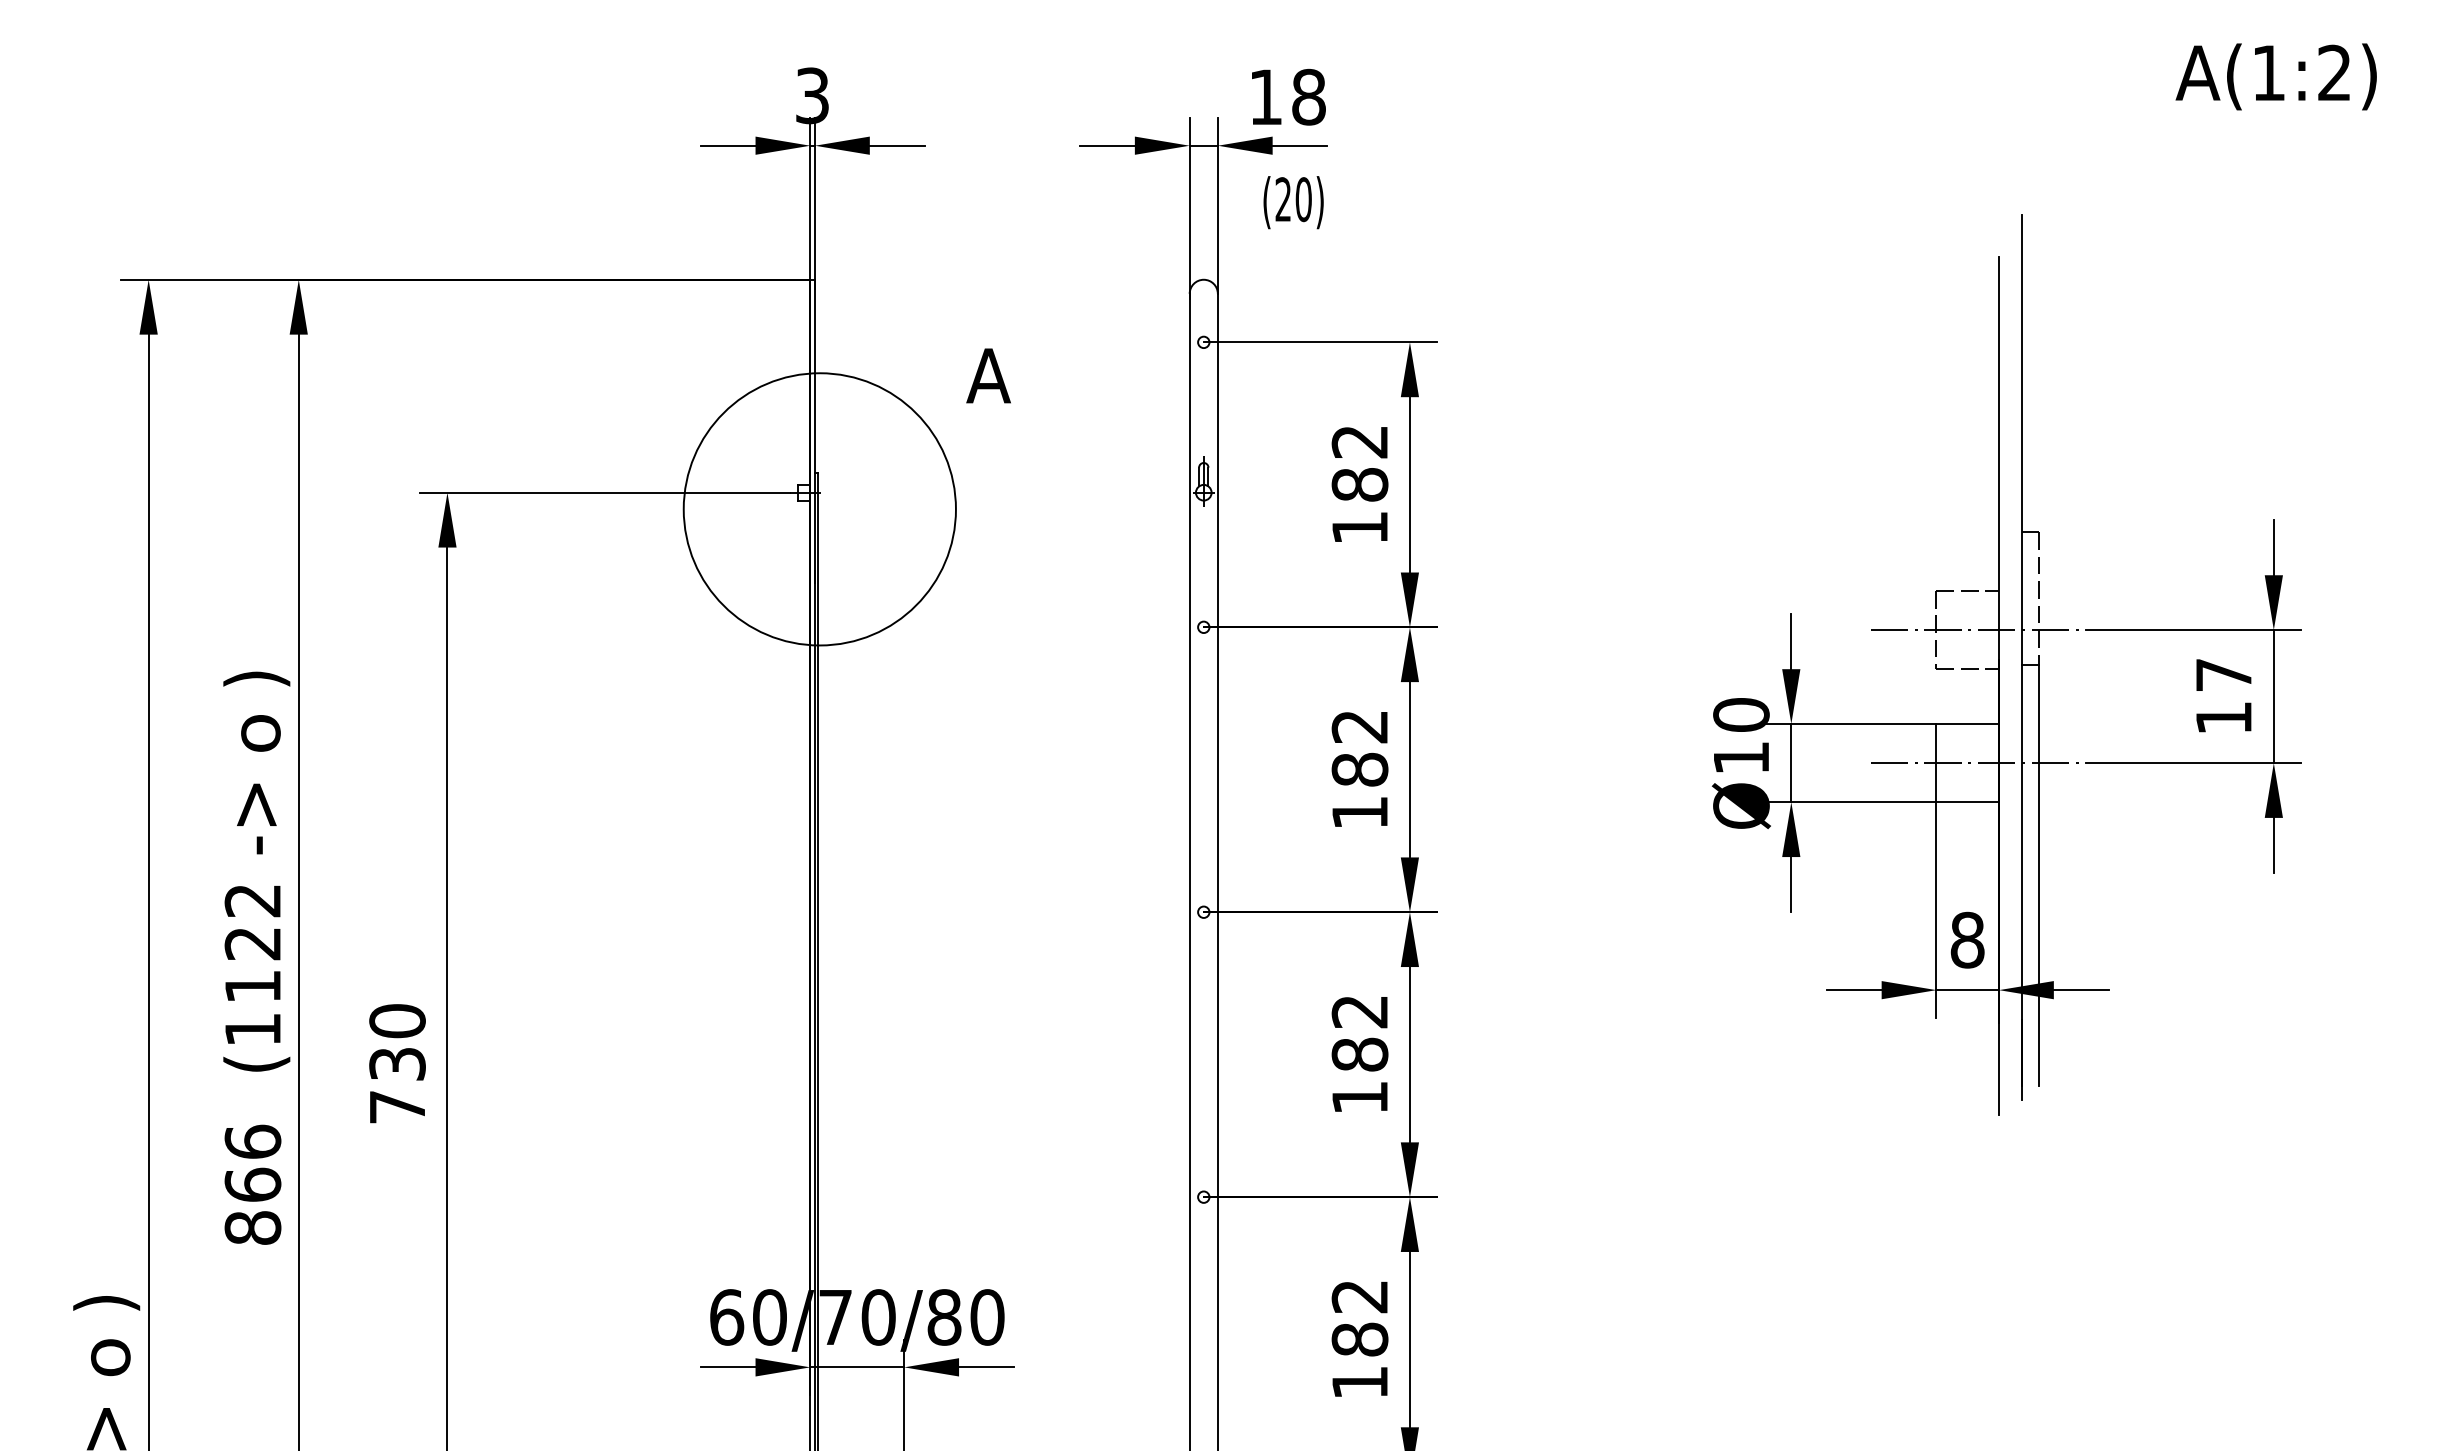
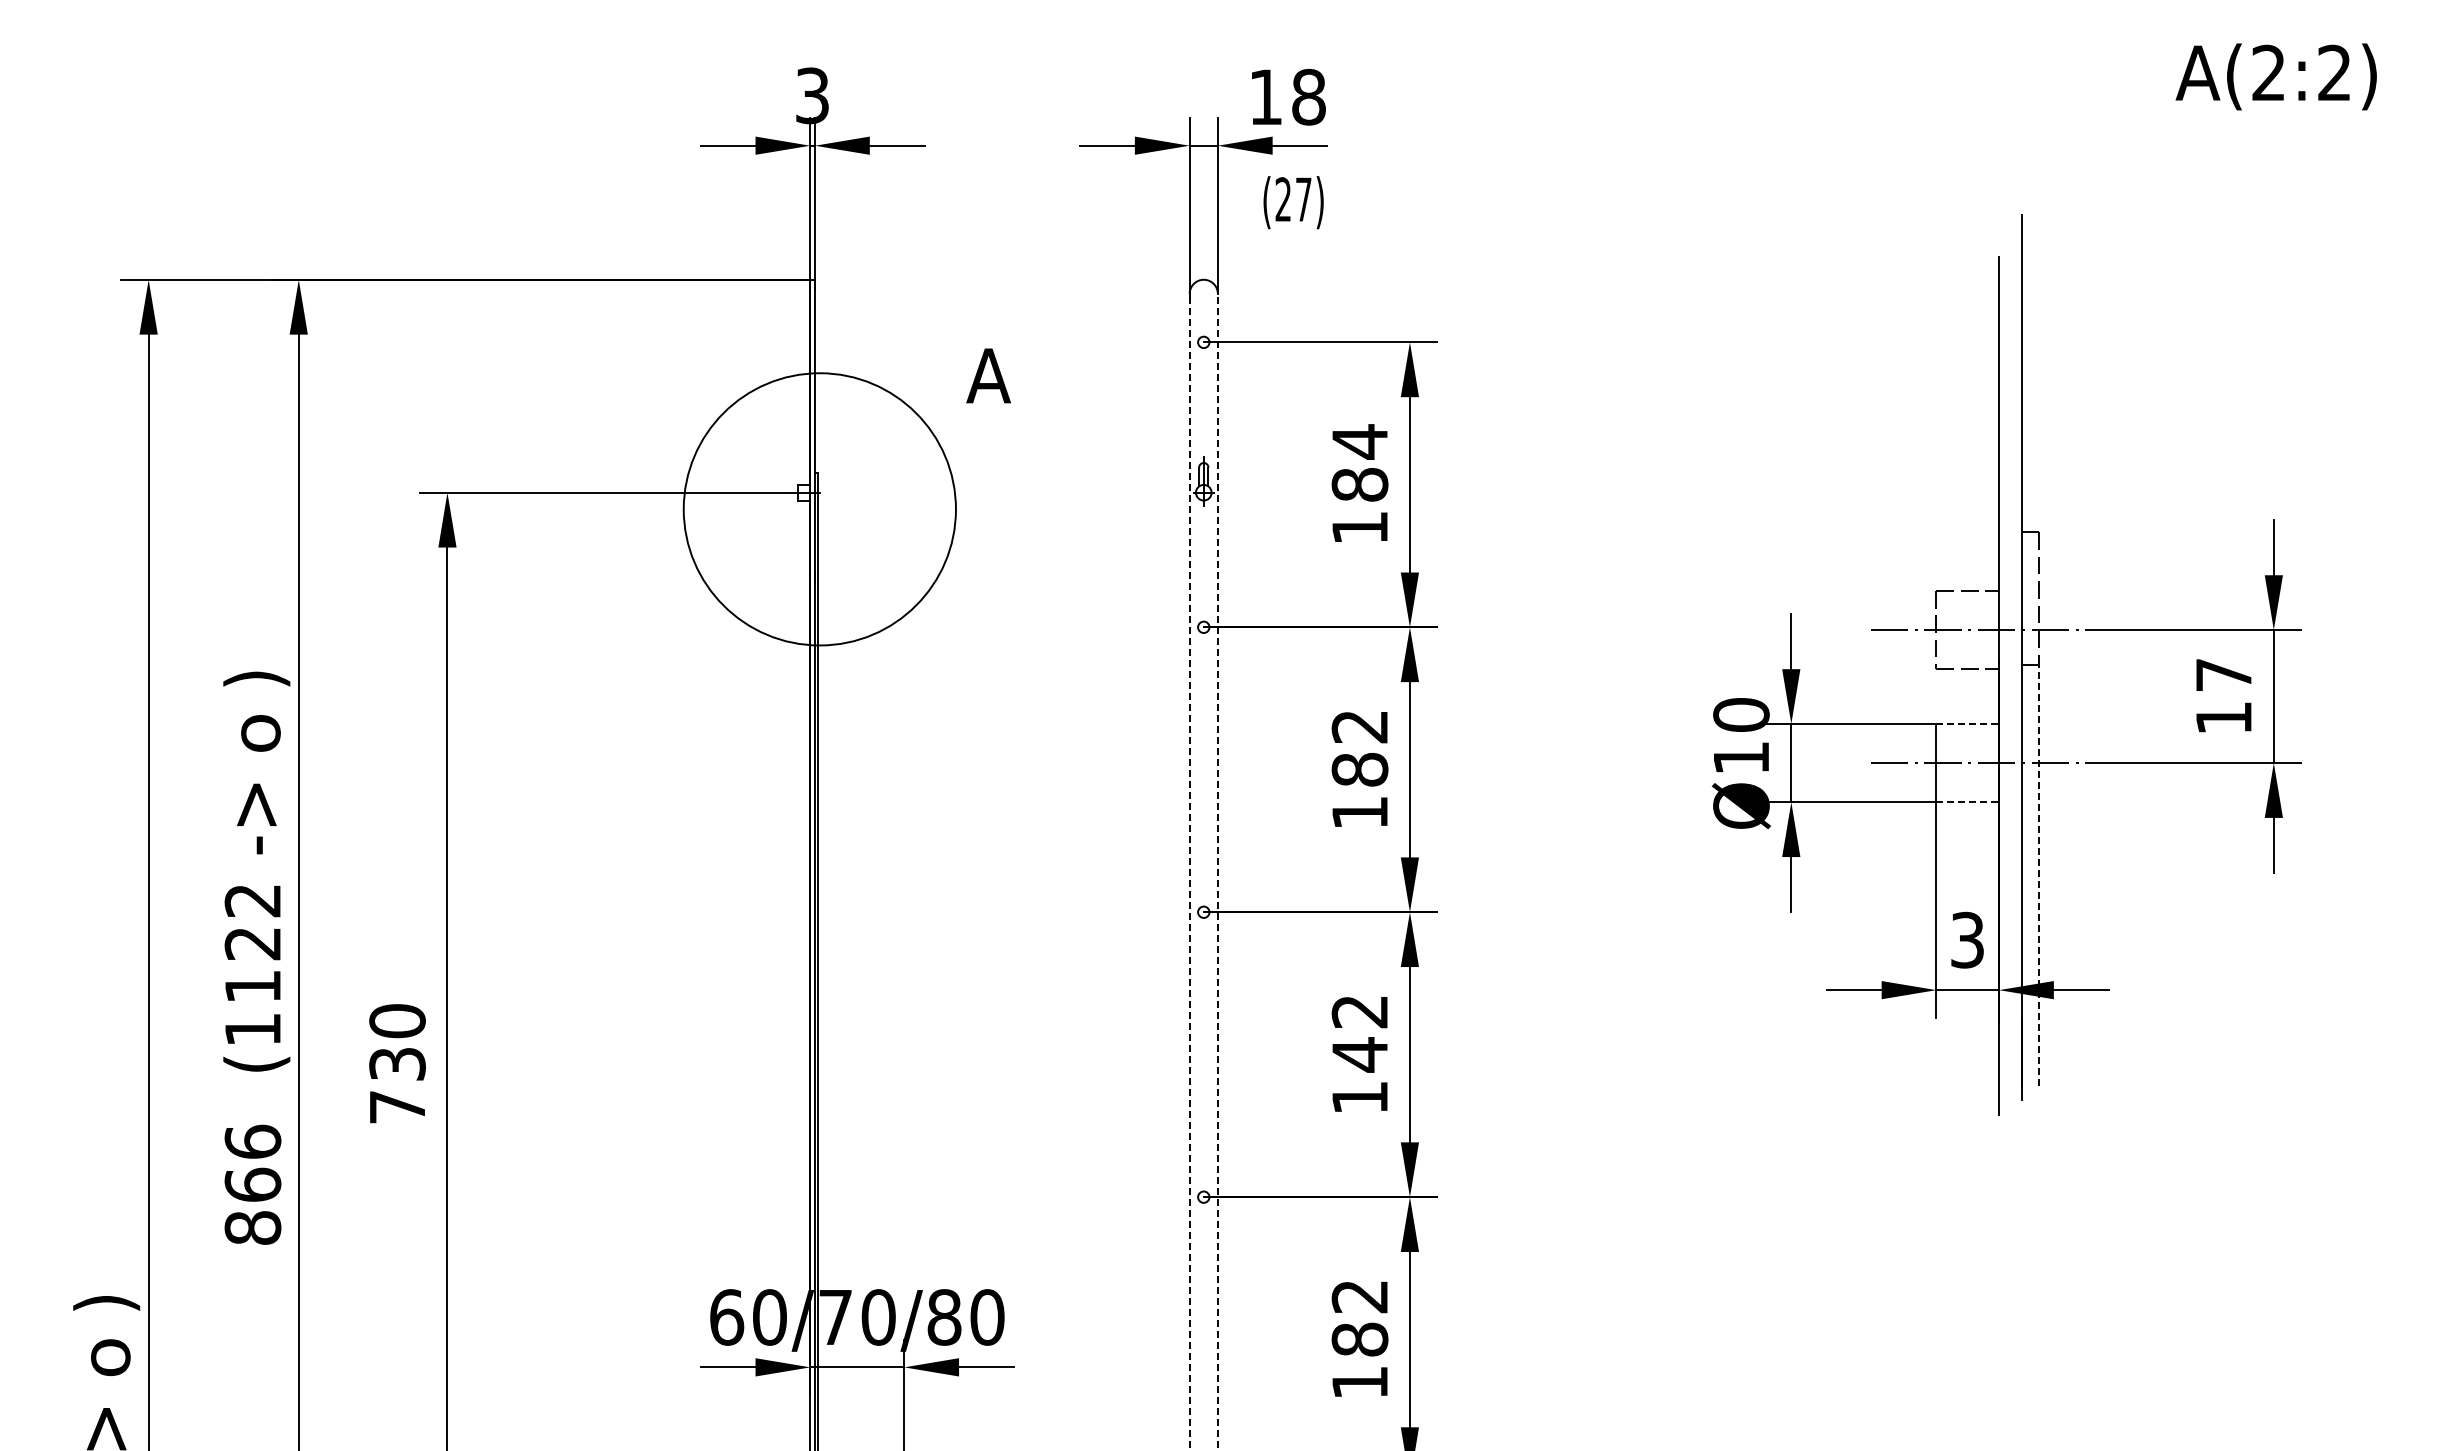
text: A(1:2) -> A(2:2) (2268, 72)
text: (20) -> (27) (1303, 199)
text: 182 -> 184 (1359, 441)
line: solid -> dashed (1968, 724)
line: solid -> dashed (1968, 802)
line: solid -> dashed (1189, 871)
line: solid -> dashed (1217, 871)
line: solid -> dashed (2039, 874)
text: 8 -> 3 (1967, 940)
text: 182 -> 142 (1359, 1054)
